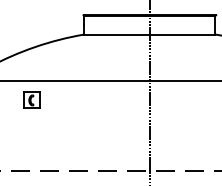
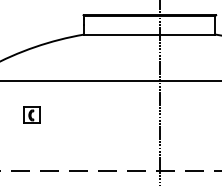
line position: (149, 92) -> (159, 92) (159, 92)
part position: (31, 99) -> (31, 114) (31, 114)
